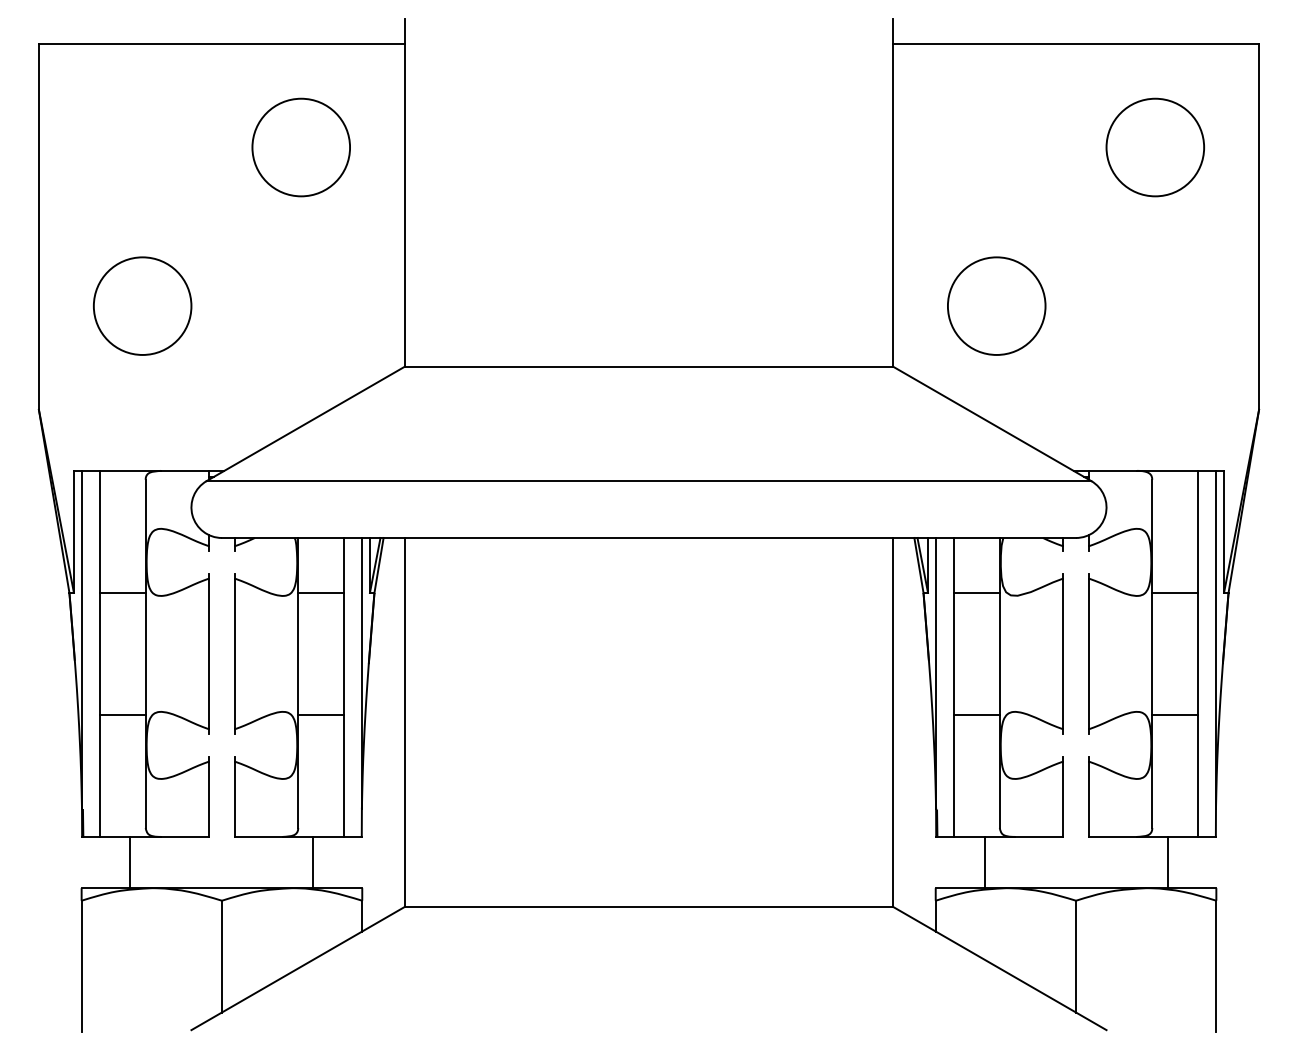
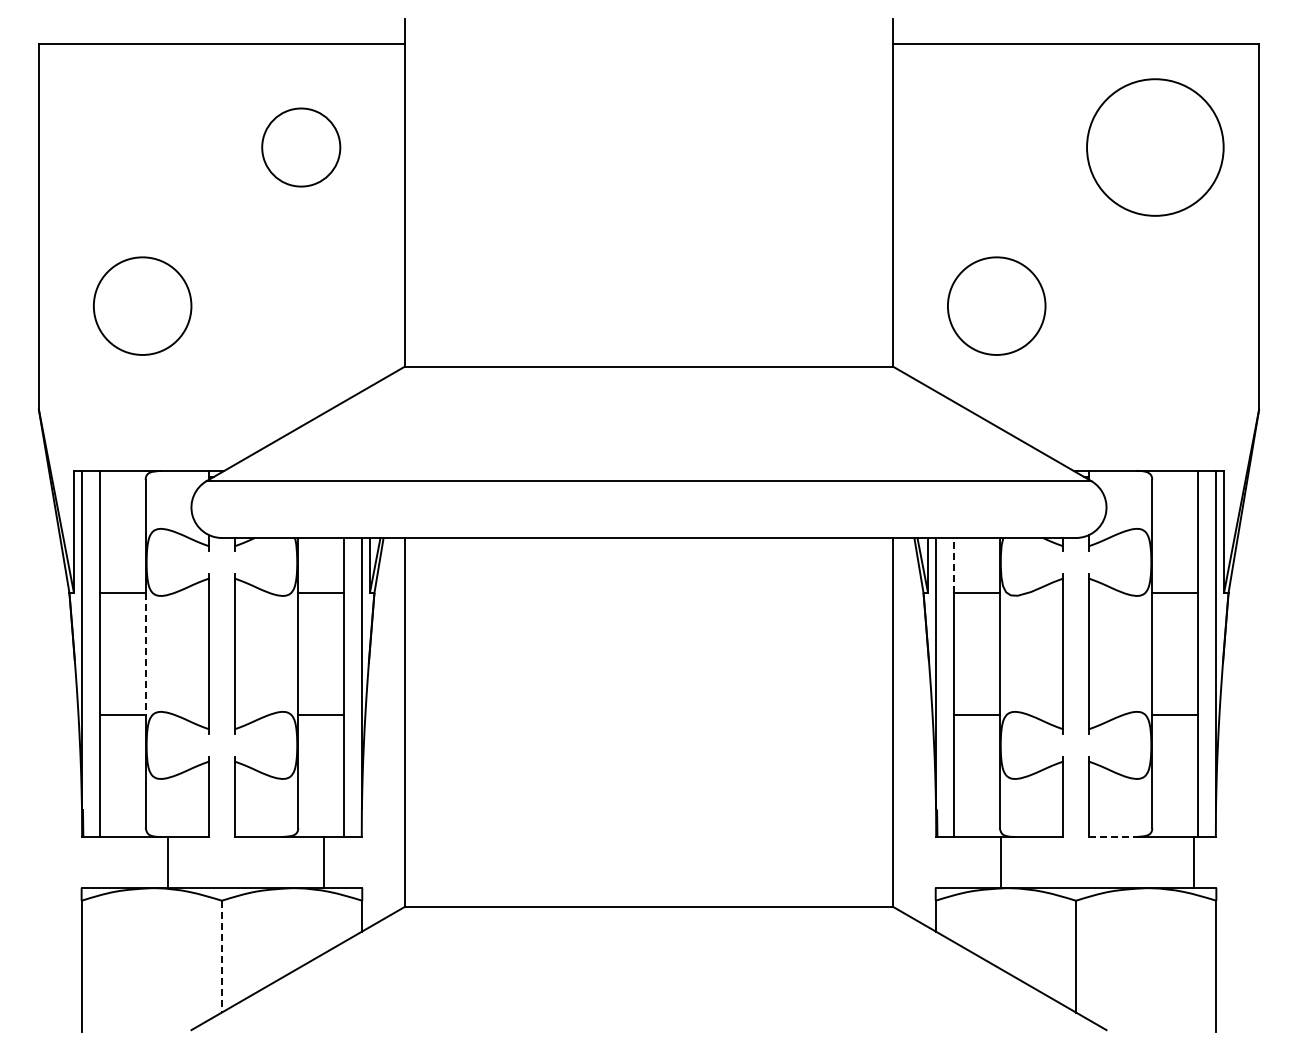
circle diameter: 98 px -> 78 px (301, 147)
circle diameter: 98 px -> 137 px (1155, 147)
line: solid -> dashed (954, 564)
line: solid -> dashed (145, 654)
line: solid -> dashed (1113, 836)
line position: (130, 862) -> (168, 862) (168, 862)
line position: (313, 862) -> (324, 862) (324, 862)
line position: (984, 862) -> (1000, 862) (1000, 862)
line position: (1167, 862) -> (1193, 862) (1193, 862)
line: solid -> dashed (221, 956)
